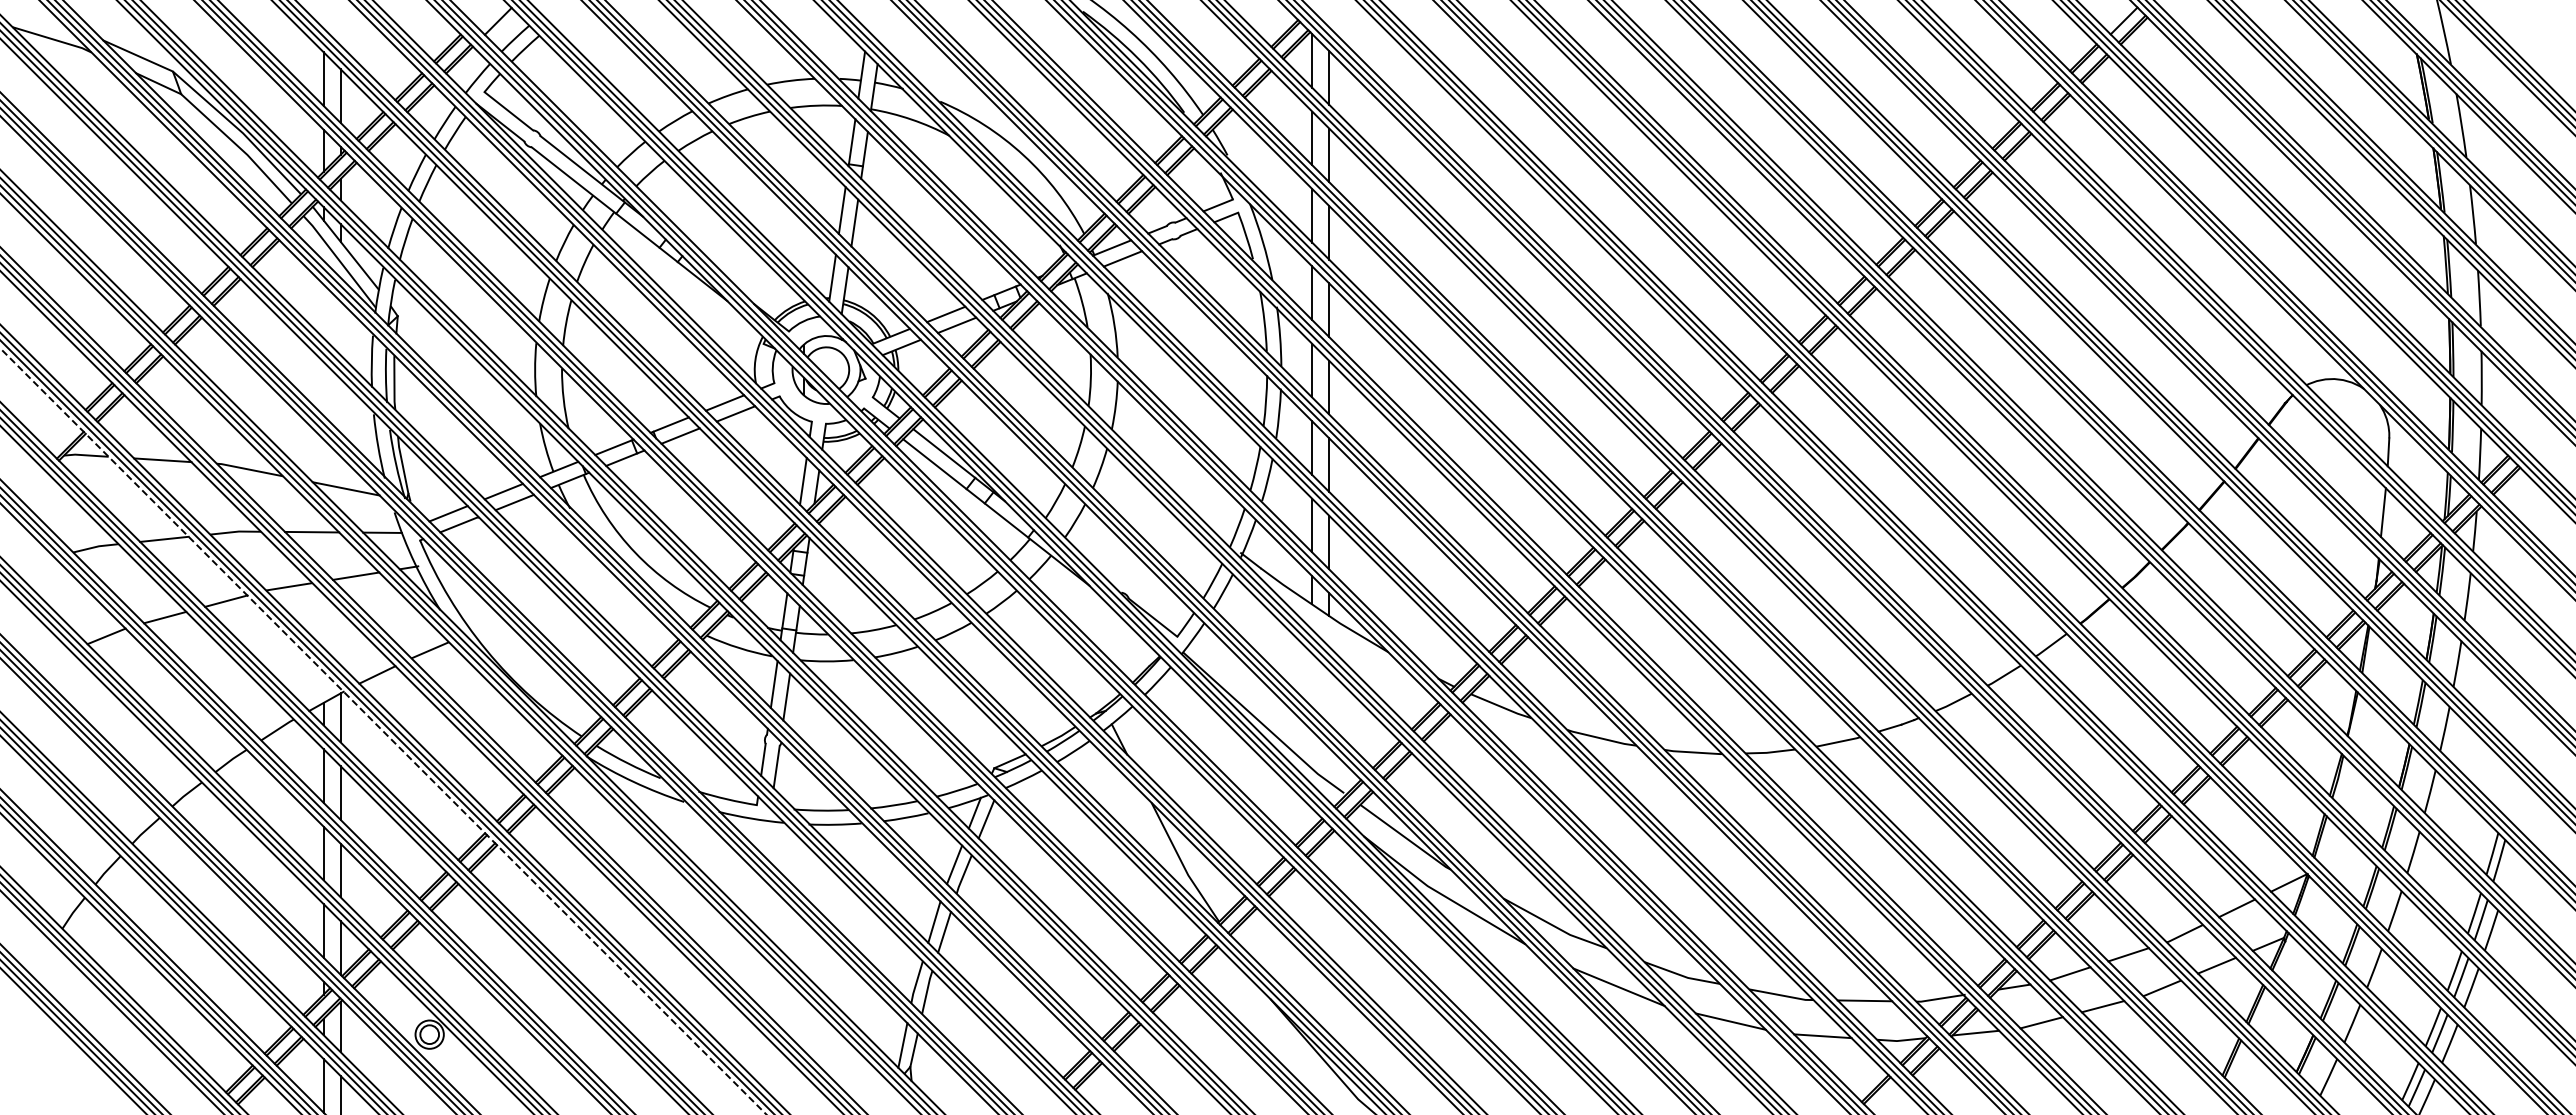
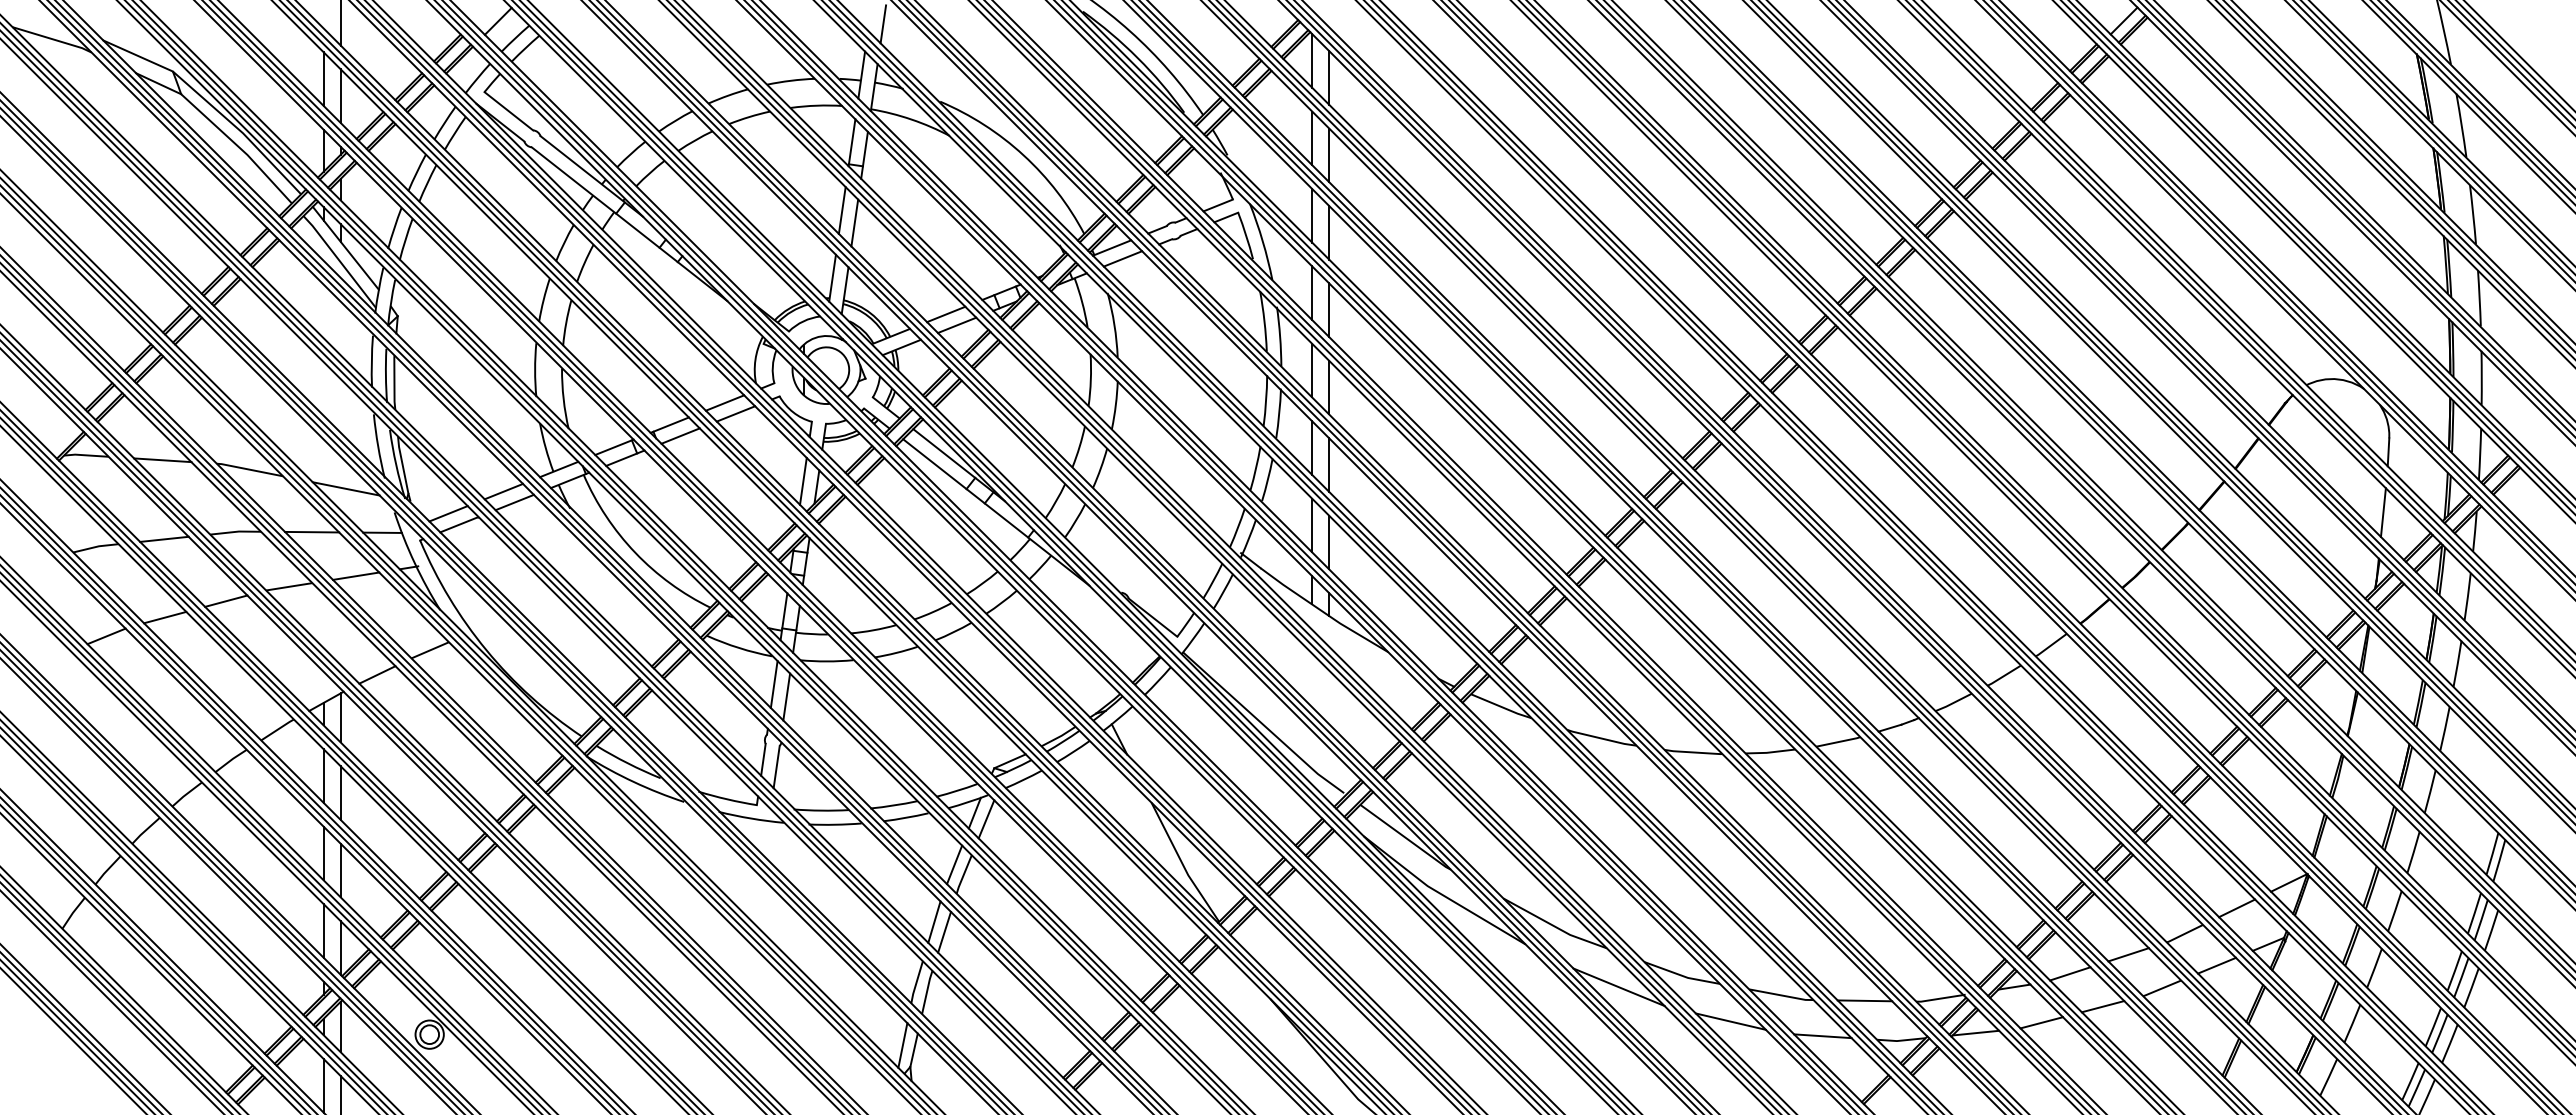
line: none -> present (340, 23)
line: none -> present (883, 24)
line: dashed -> solid (383, 731)
